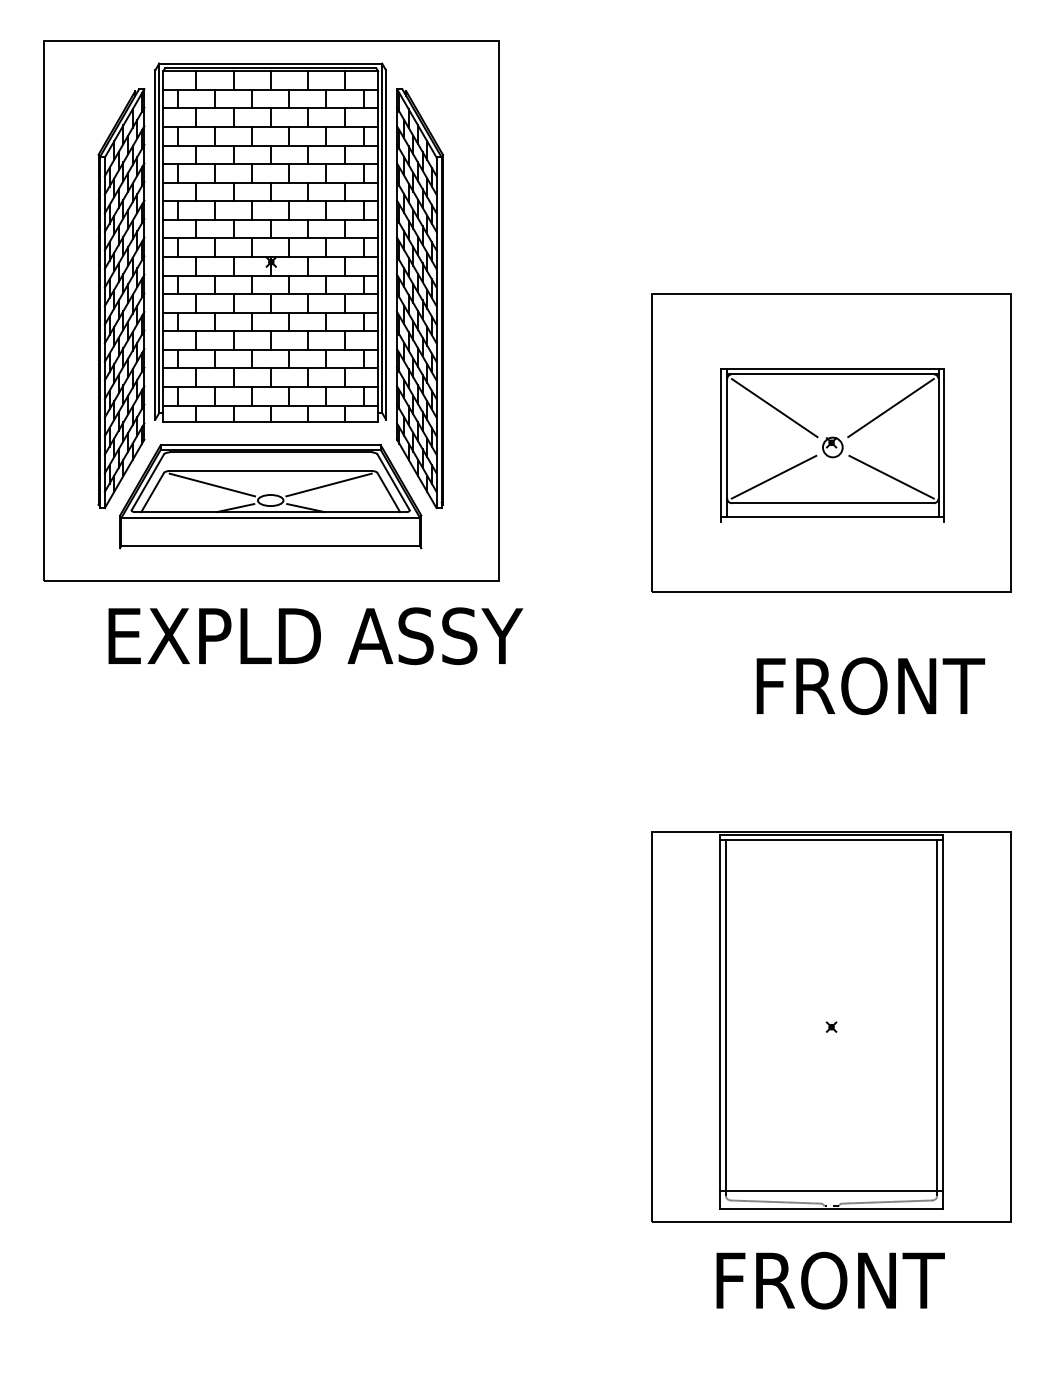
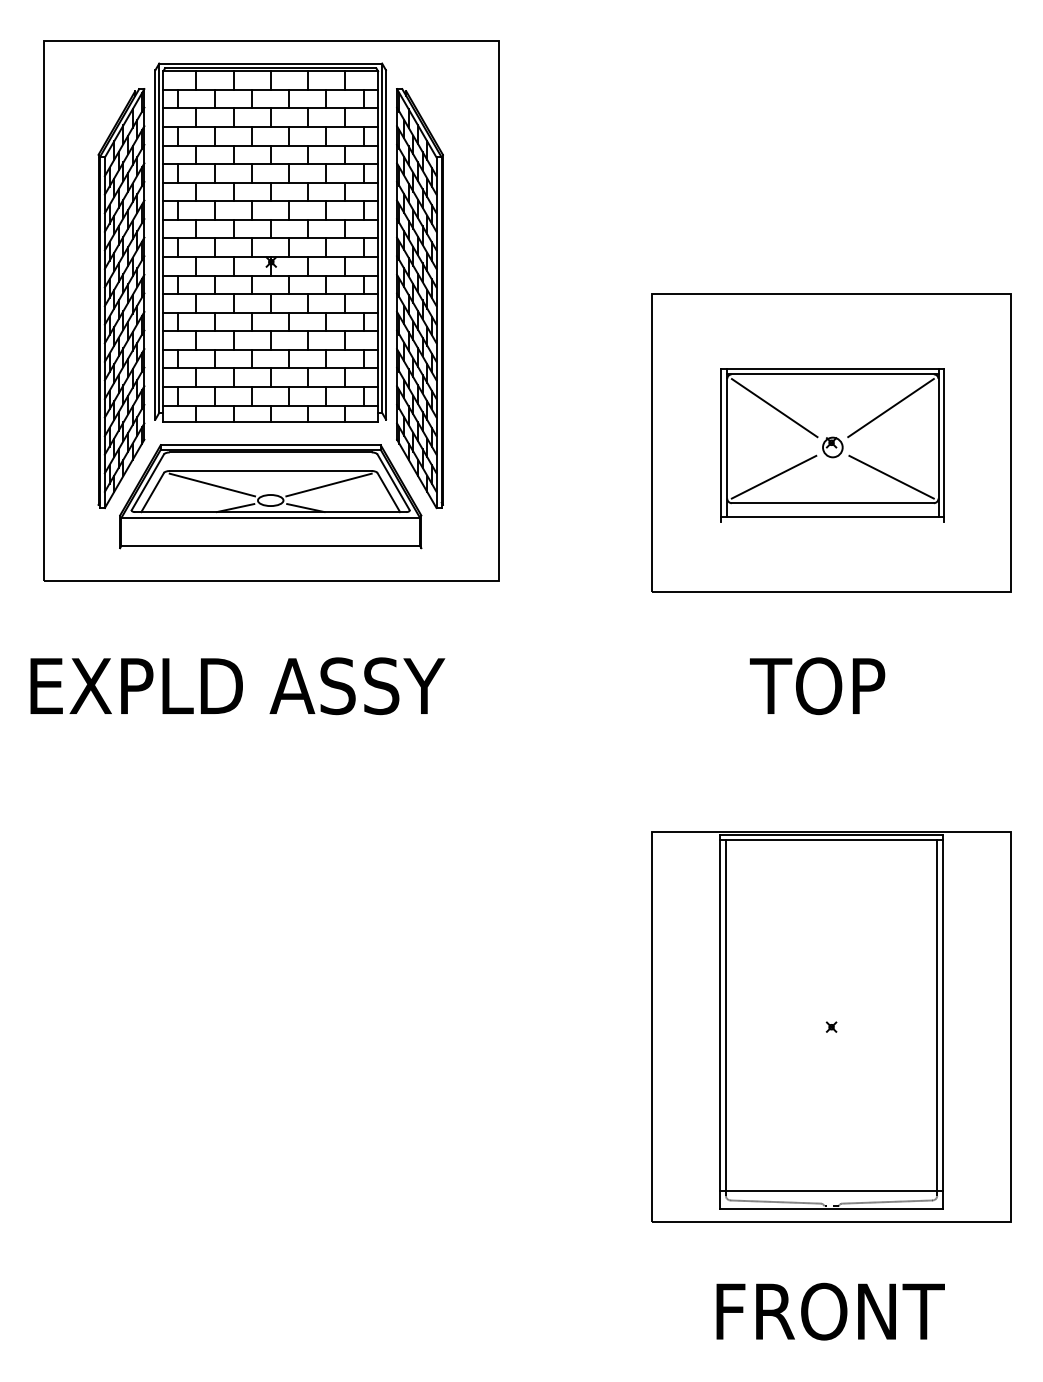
text position: (315, 636) -> (237, 686) (237, 686)
text: FRONT -> TOP (867, 686)
text position: (830, 1280) -> (830, 1311) (830, 1311)
